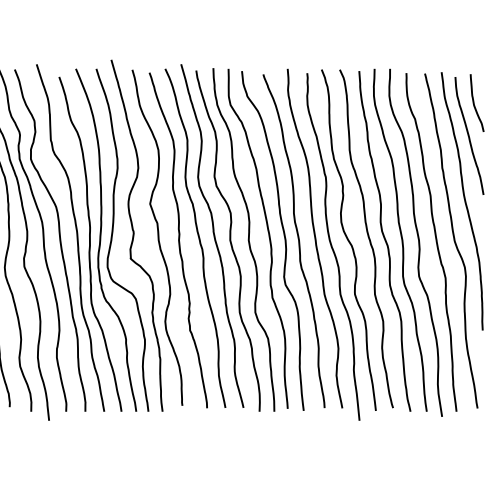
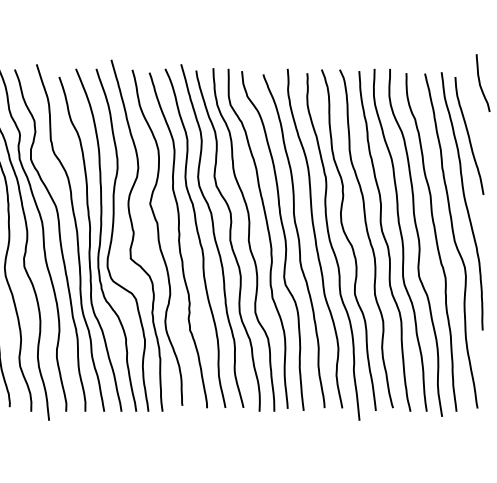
curve position: (474, 102) -> (480, 82) (480, 82)
